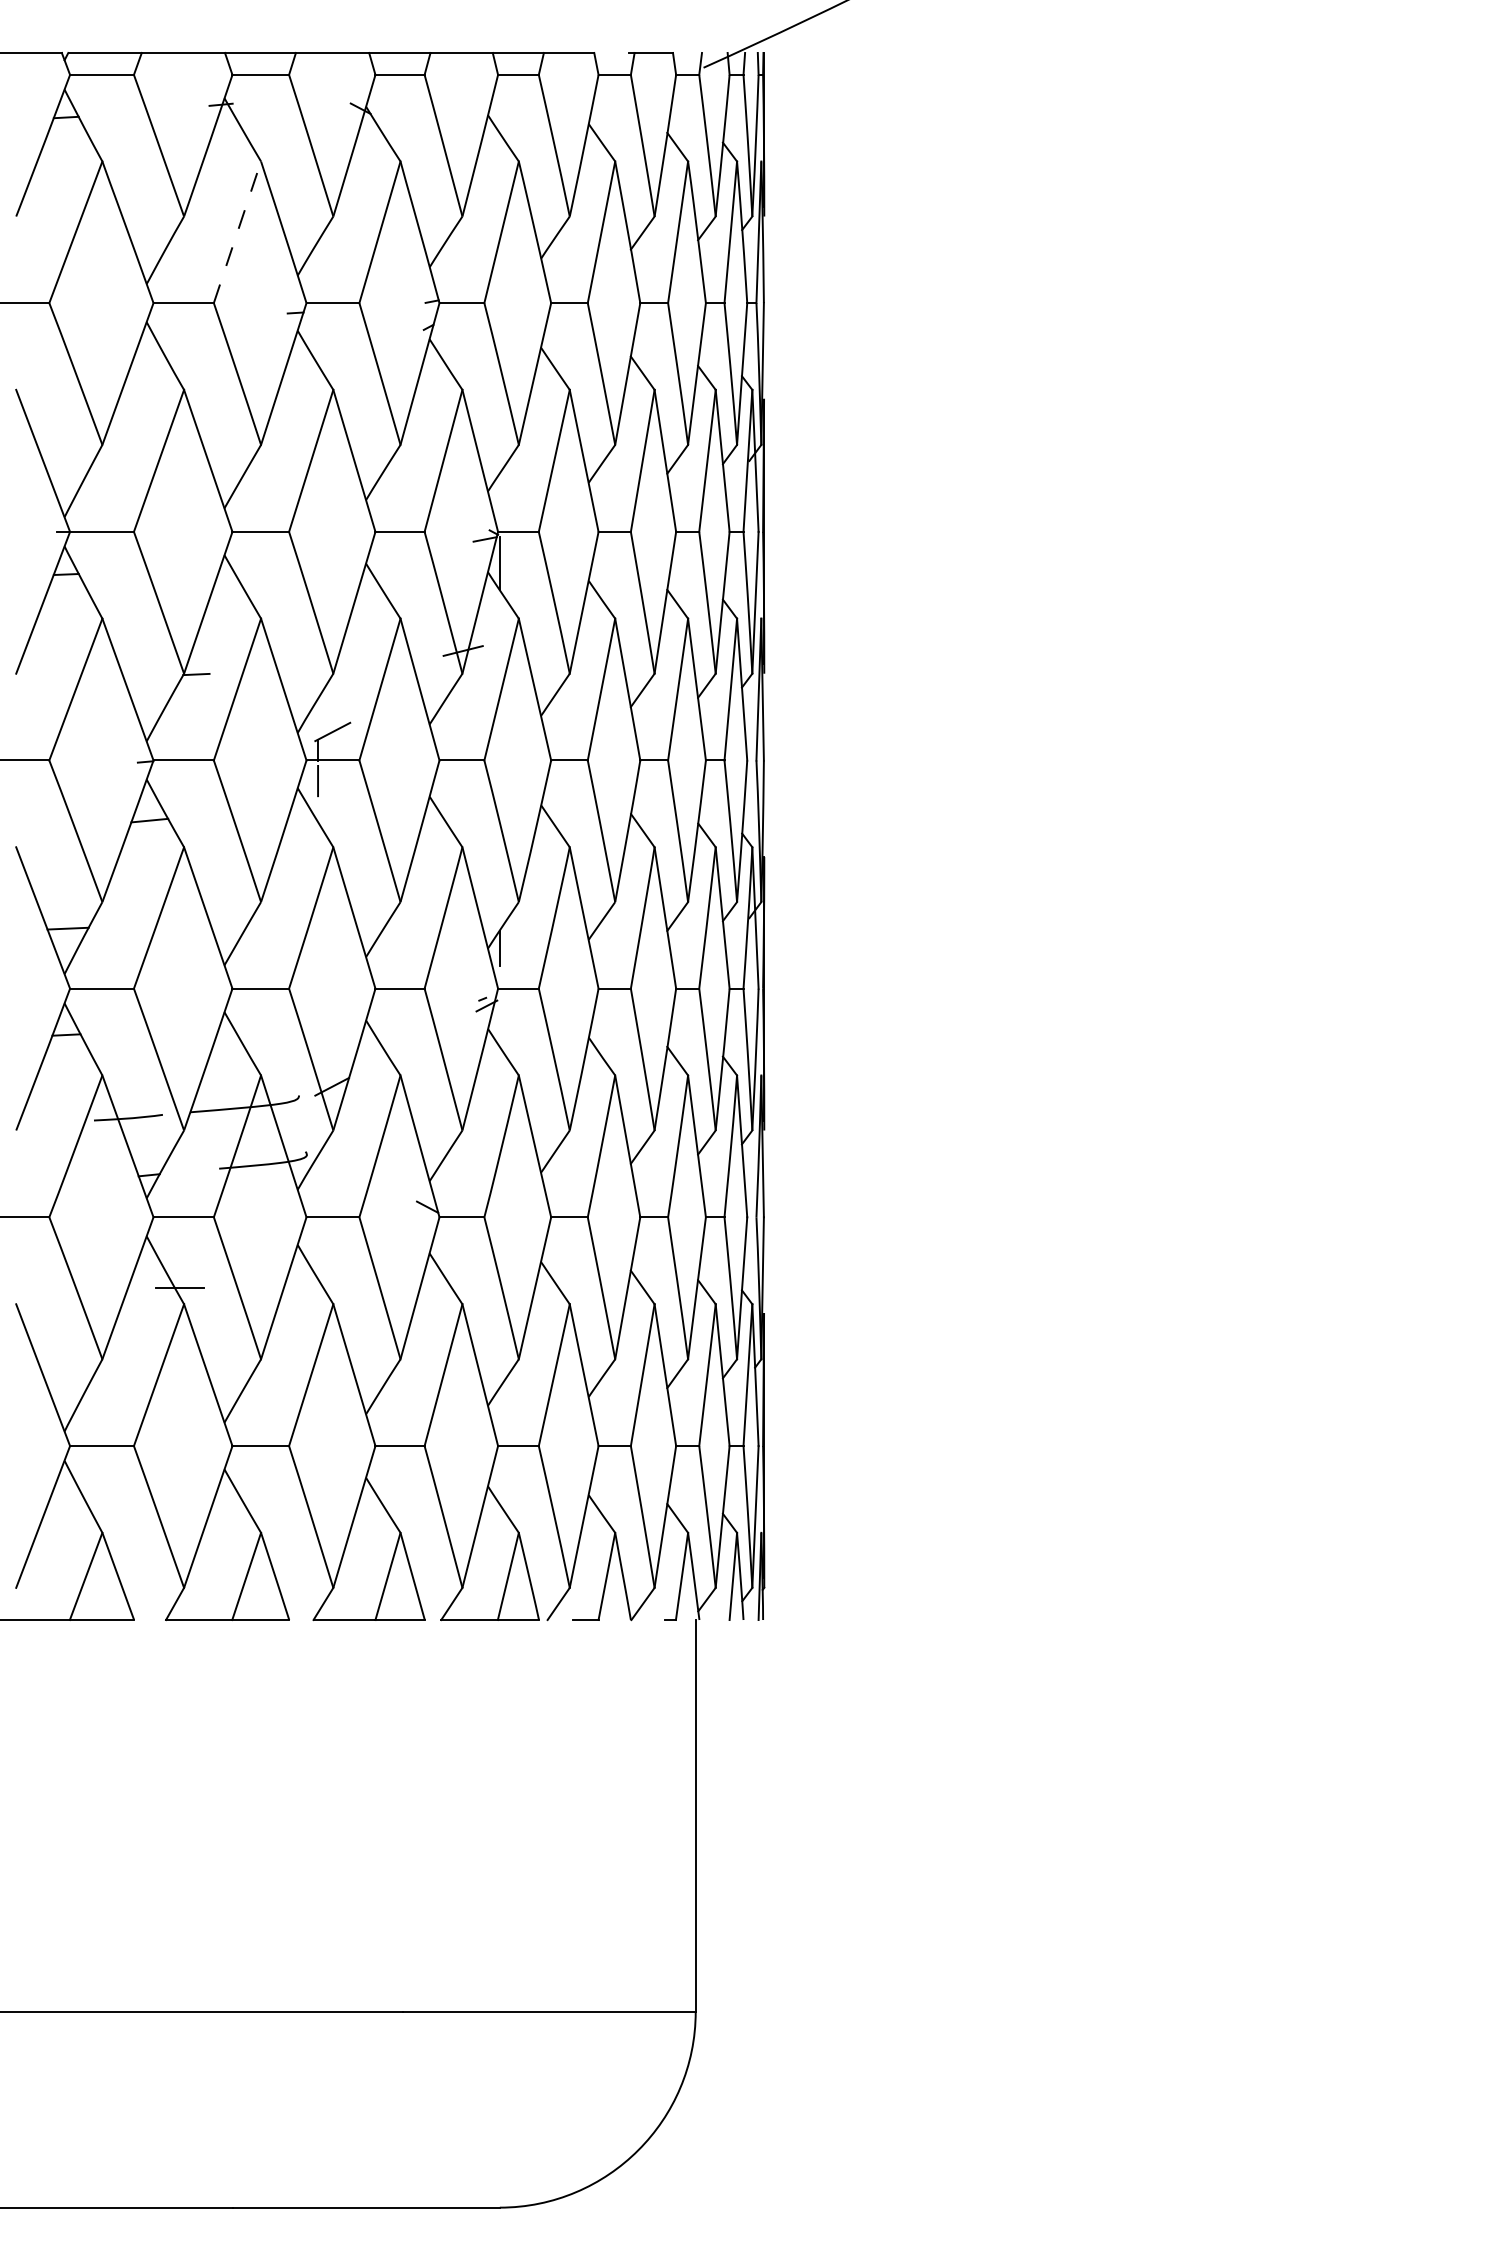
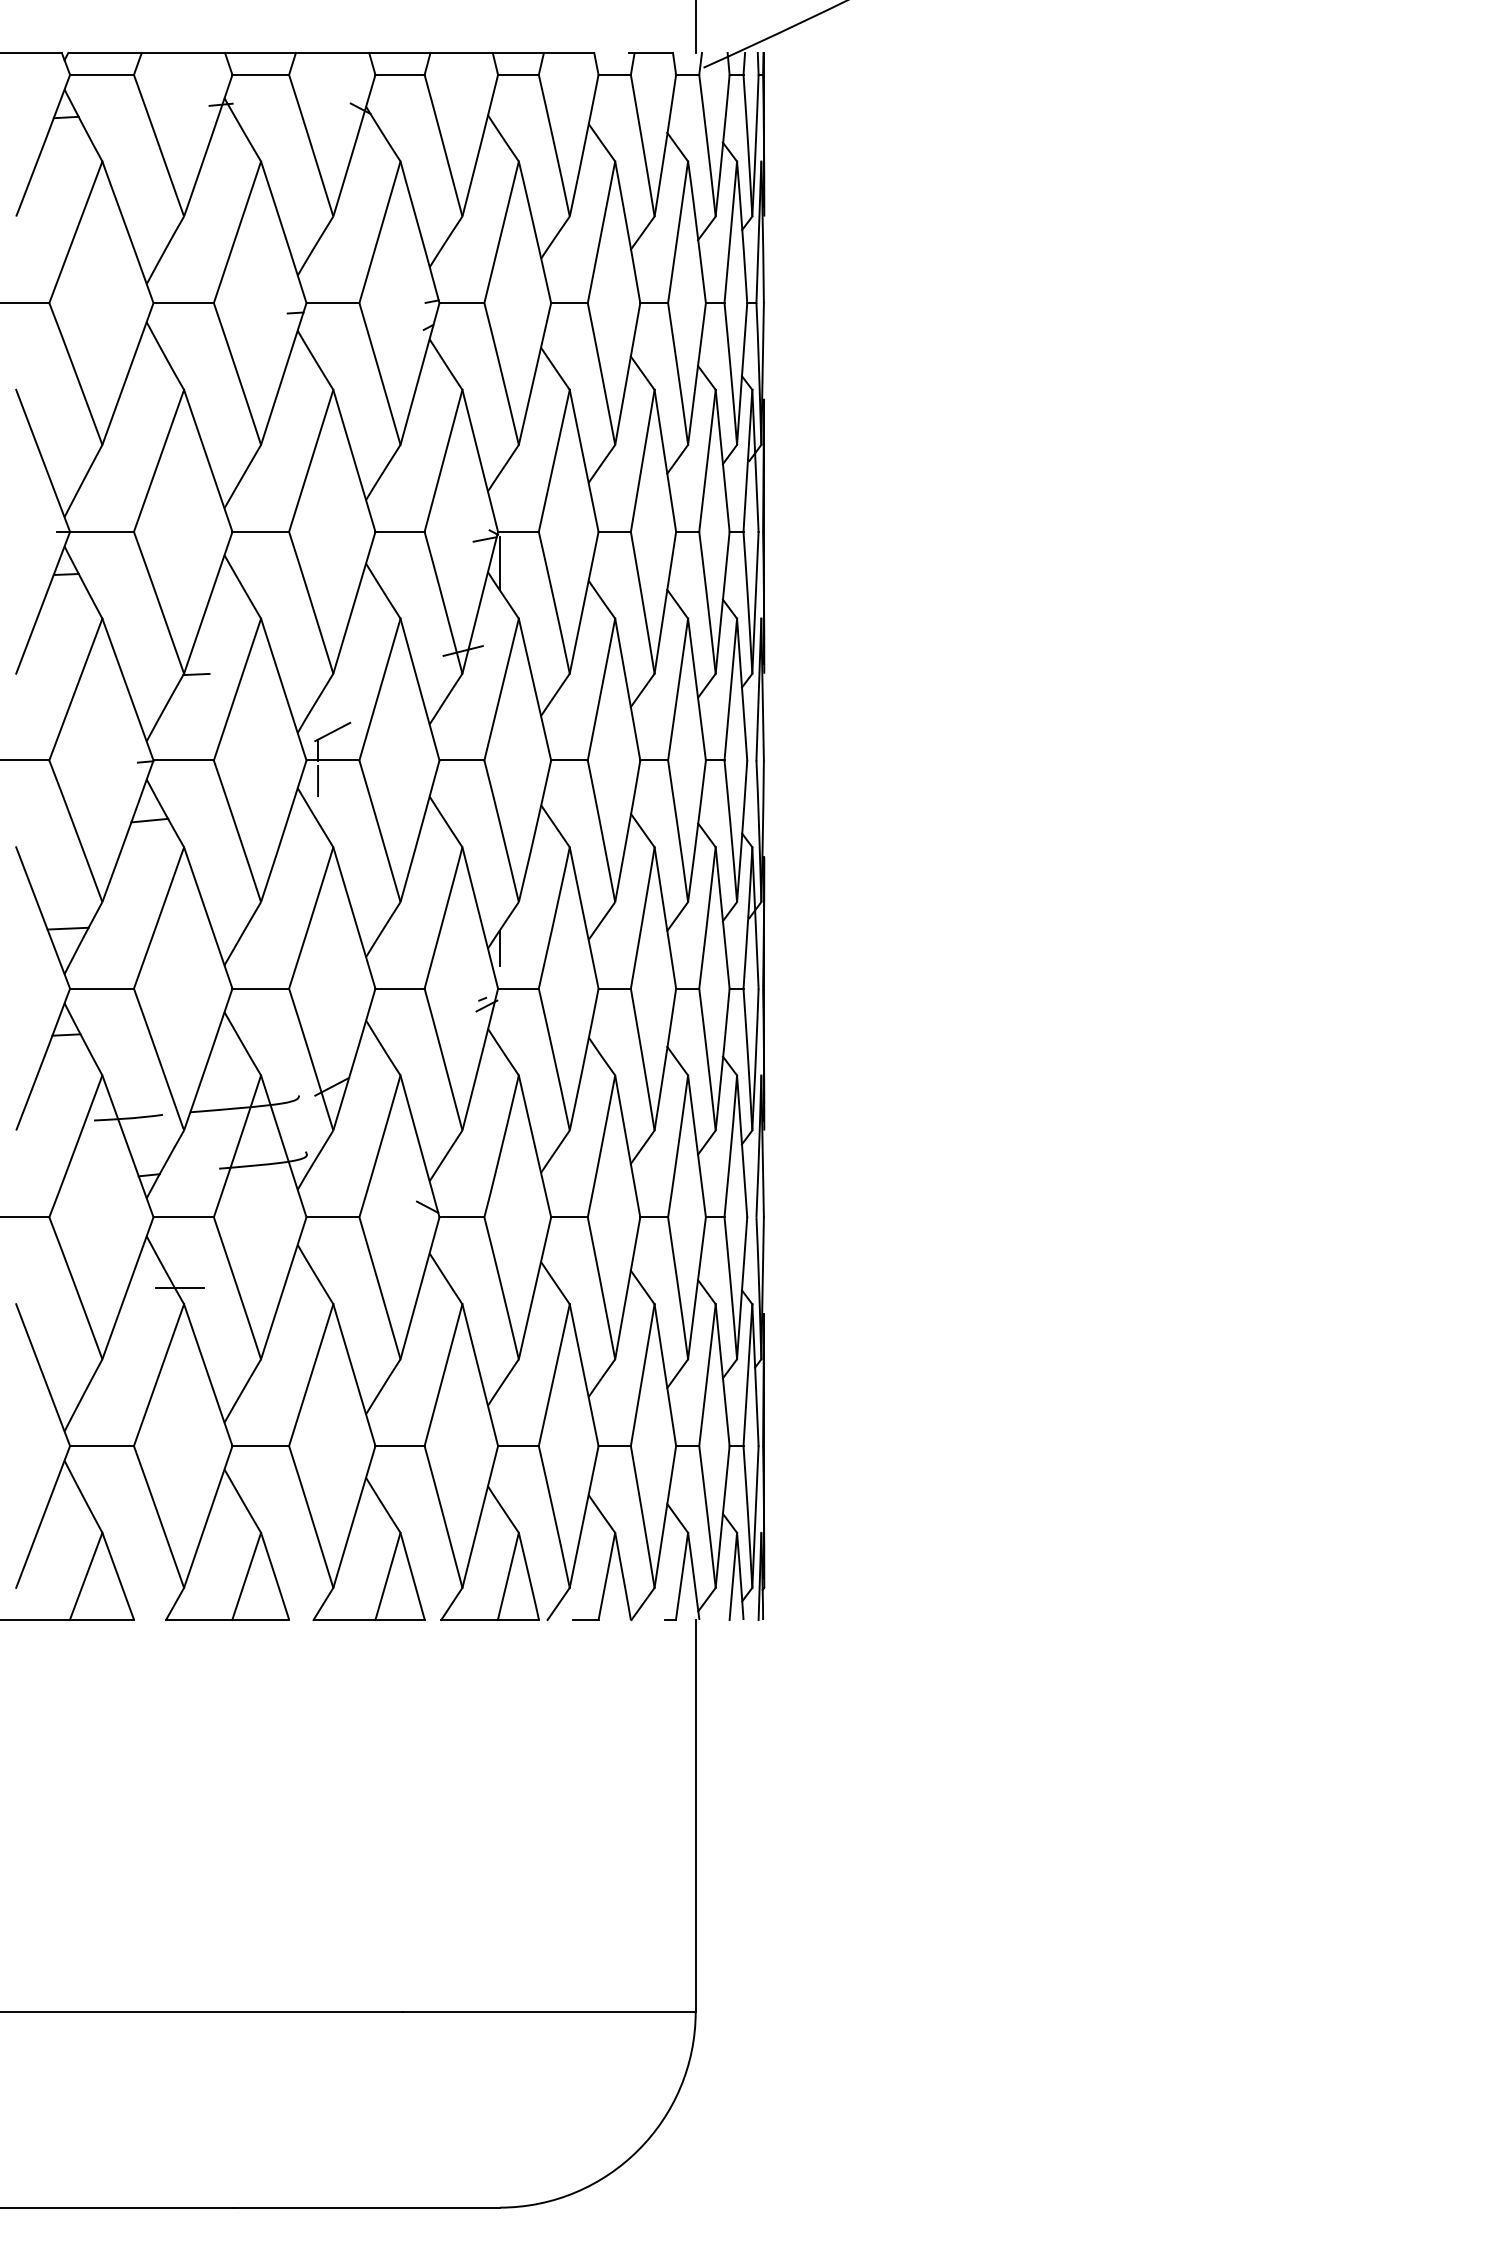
line: none -> present (695, 27)
line: dashed -> solid (237, 232)
